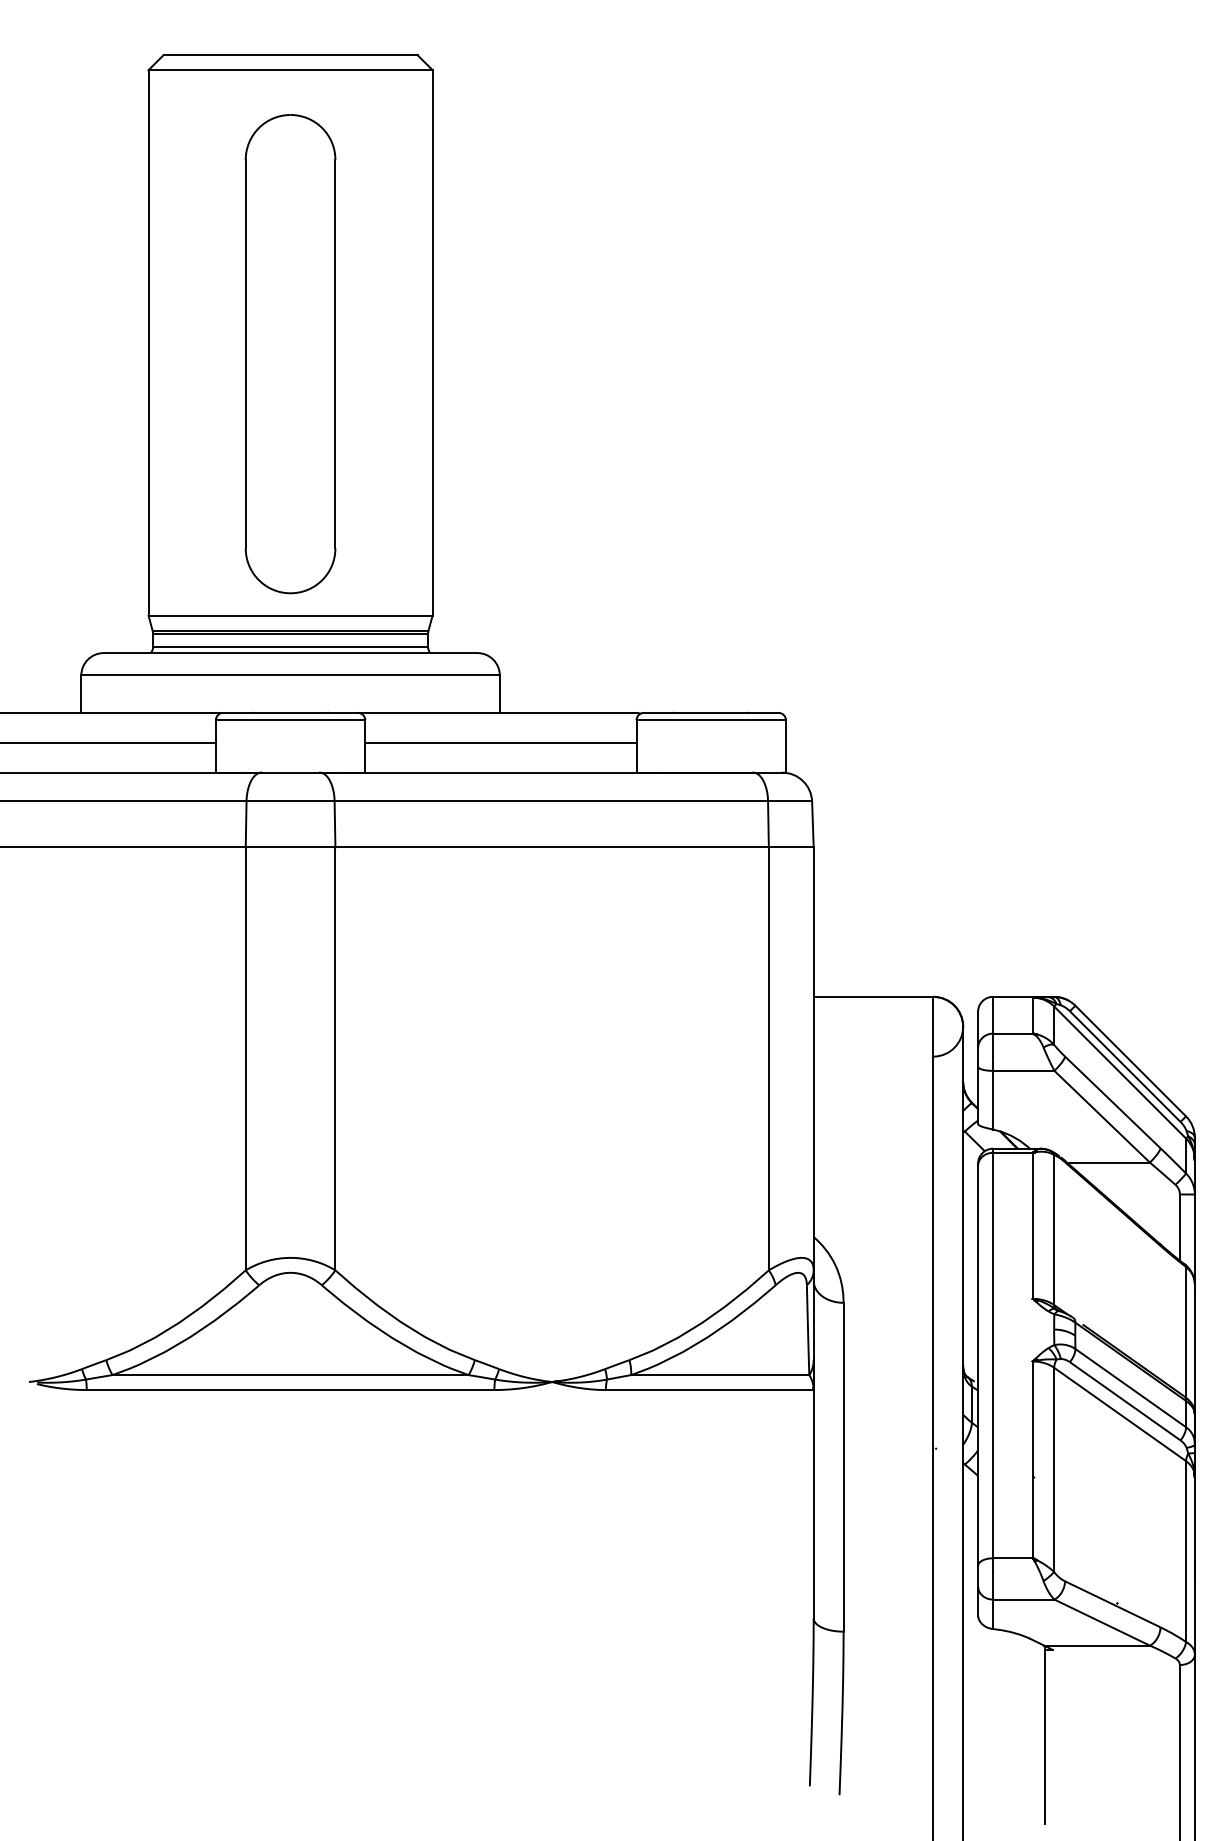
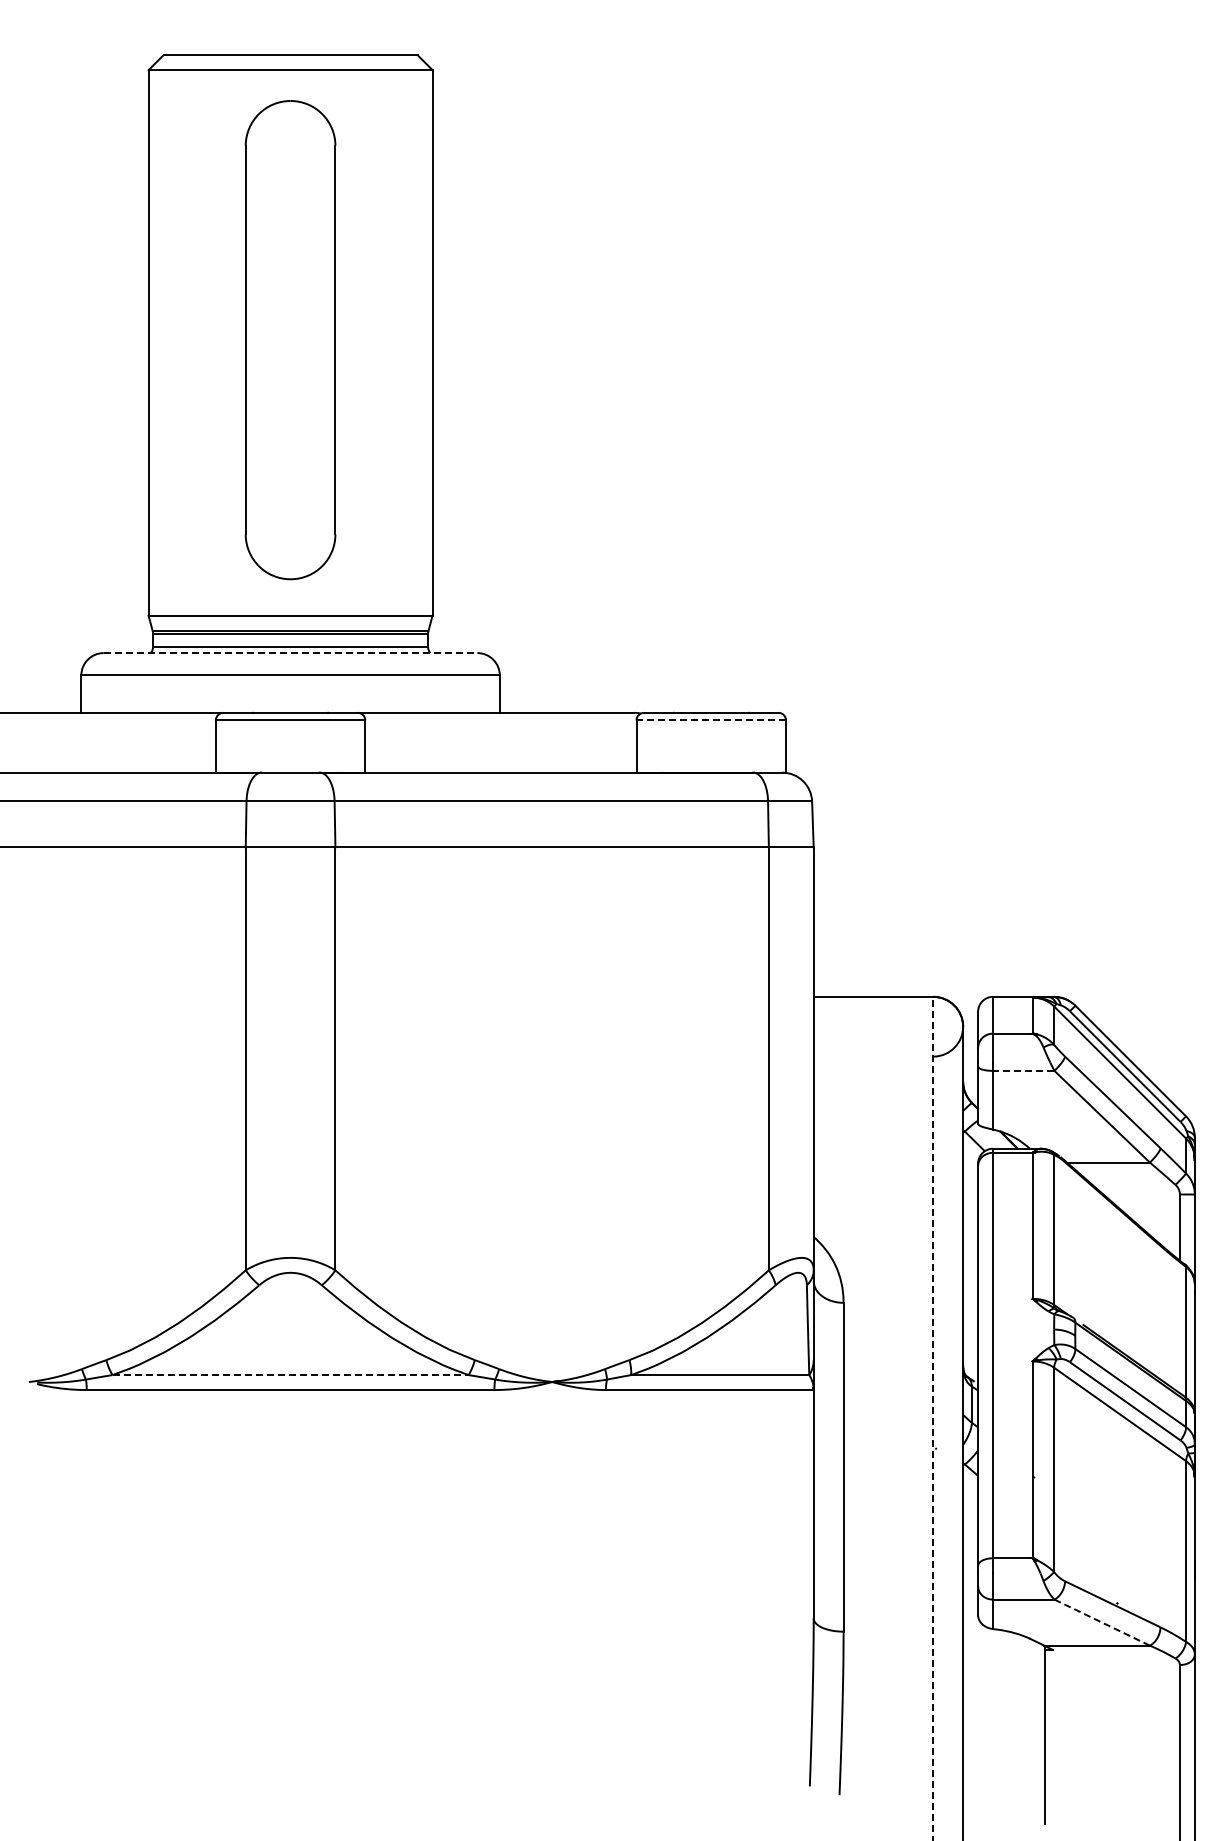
part position: (290, 354) -> (290, 340) (290, 340)
line: solid -> dashed (290, 653)
line: solid -> dashed (711, 720)
line: present -> none (108, 742)
line: present -> none (500, 742)
line: solid -> dashed (1023, 1070)
line: solid -> dashed (291, 1375)
line: solid -> dashed (933, 1418)
line: solid -> dashed (1102, 1622)
